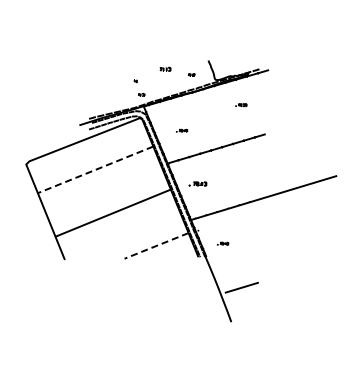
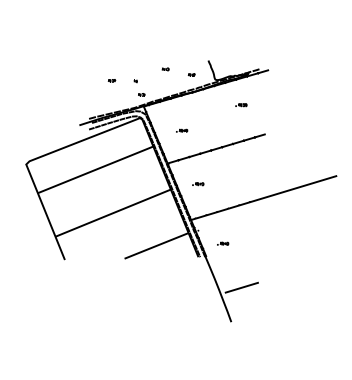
part size: 13x6 px -> 9x5 px (165, 69)
part: none -> present (111, 80)
line: dashed -> solid (94, 170)
part size: 20x6 px -> 13x5 px (198, 184)
line: dashed -> solid (156, 246)
